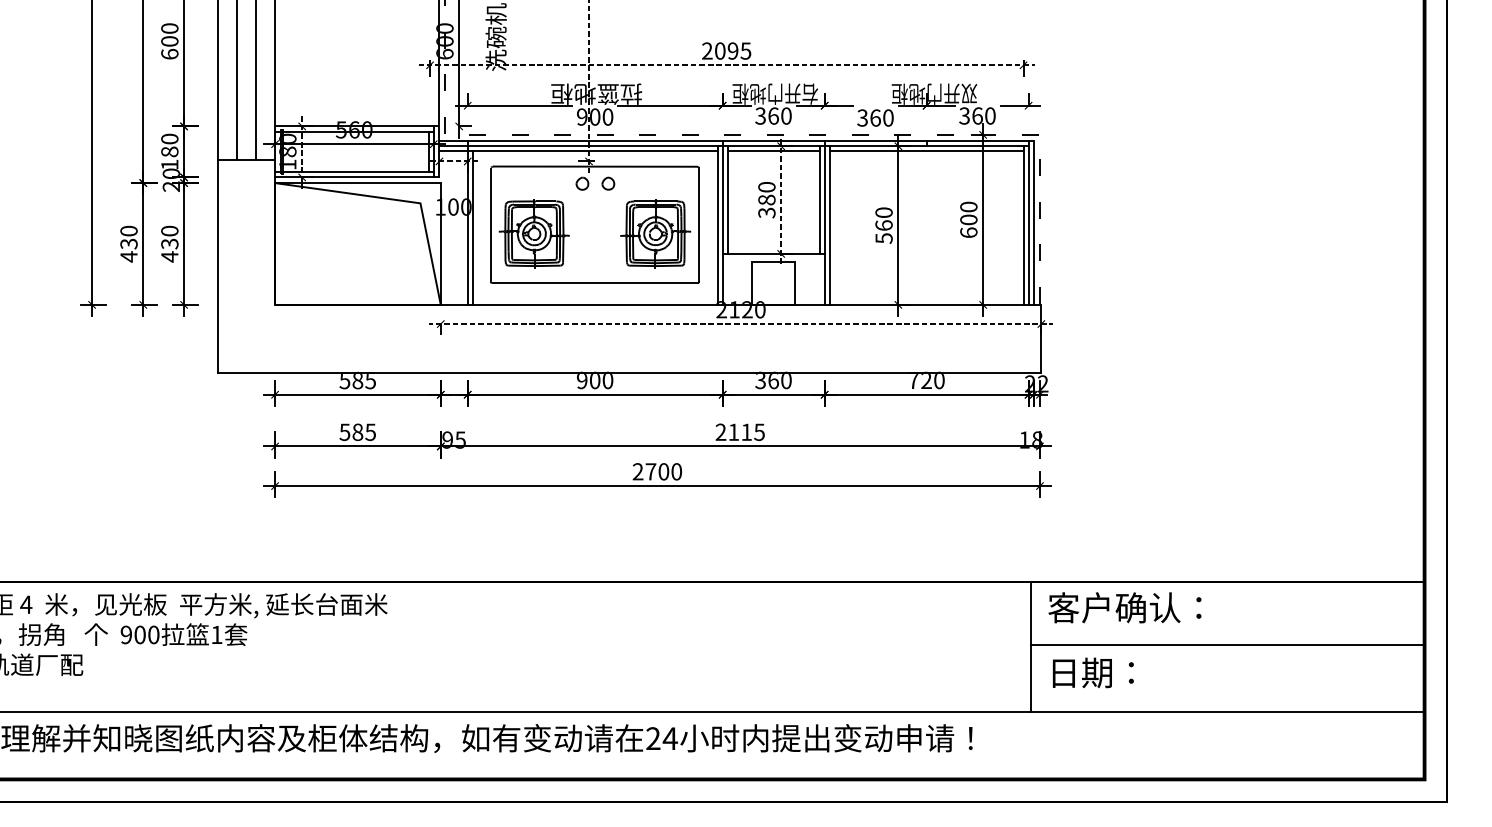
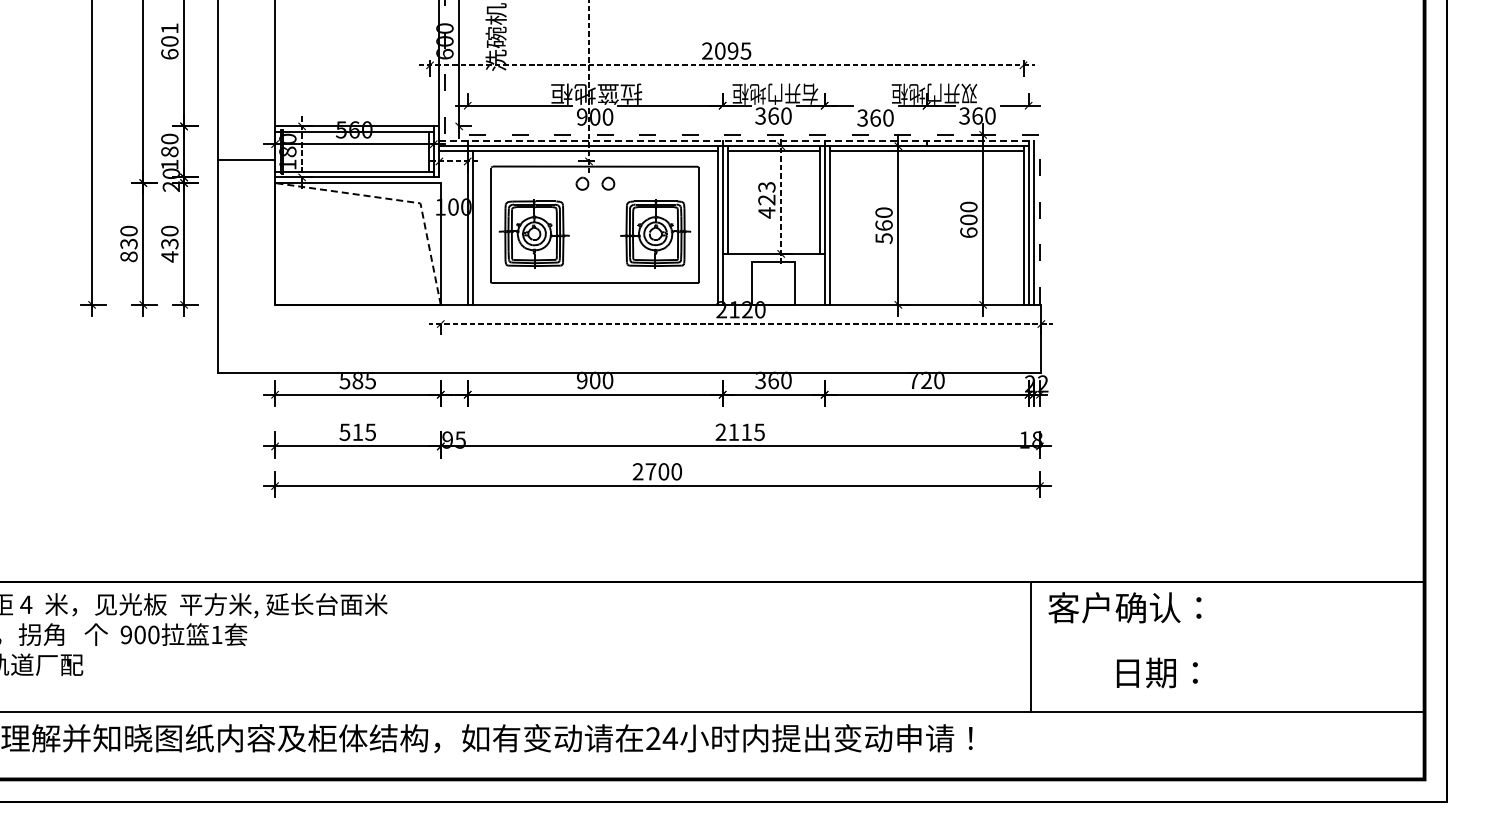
text: 600 -> 601 (169, 28)
line: present -> none (237, 80)
line: present -> none (256, 80)
line: solid -> dashed (737, 140)
line: solid -> dashed (399, 200)
text: 380 -> 423 (766, 200)
text: 430 -> 830 (128, 256)
text: 585 -> 515 (357, 431)
line: present -> none (1227, 645)
text position: (1093, 672) -> (1157, 672) (1157, 672)
